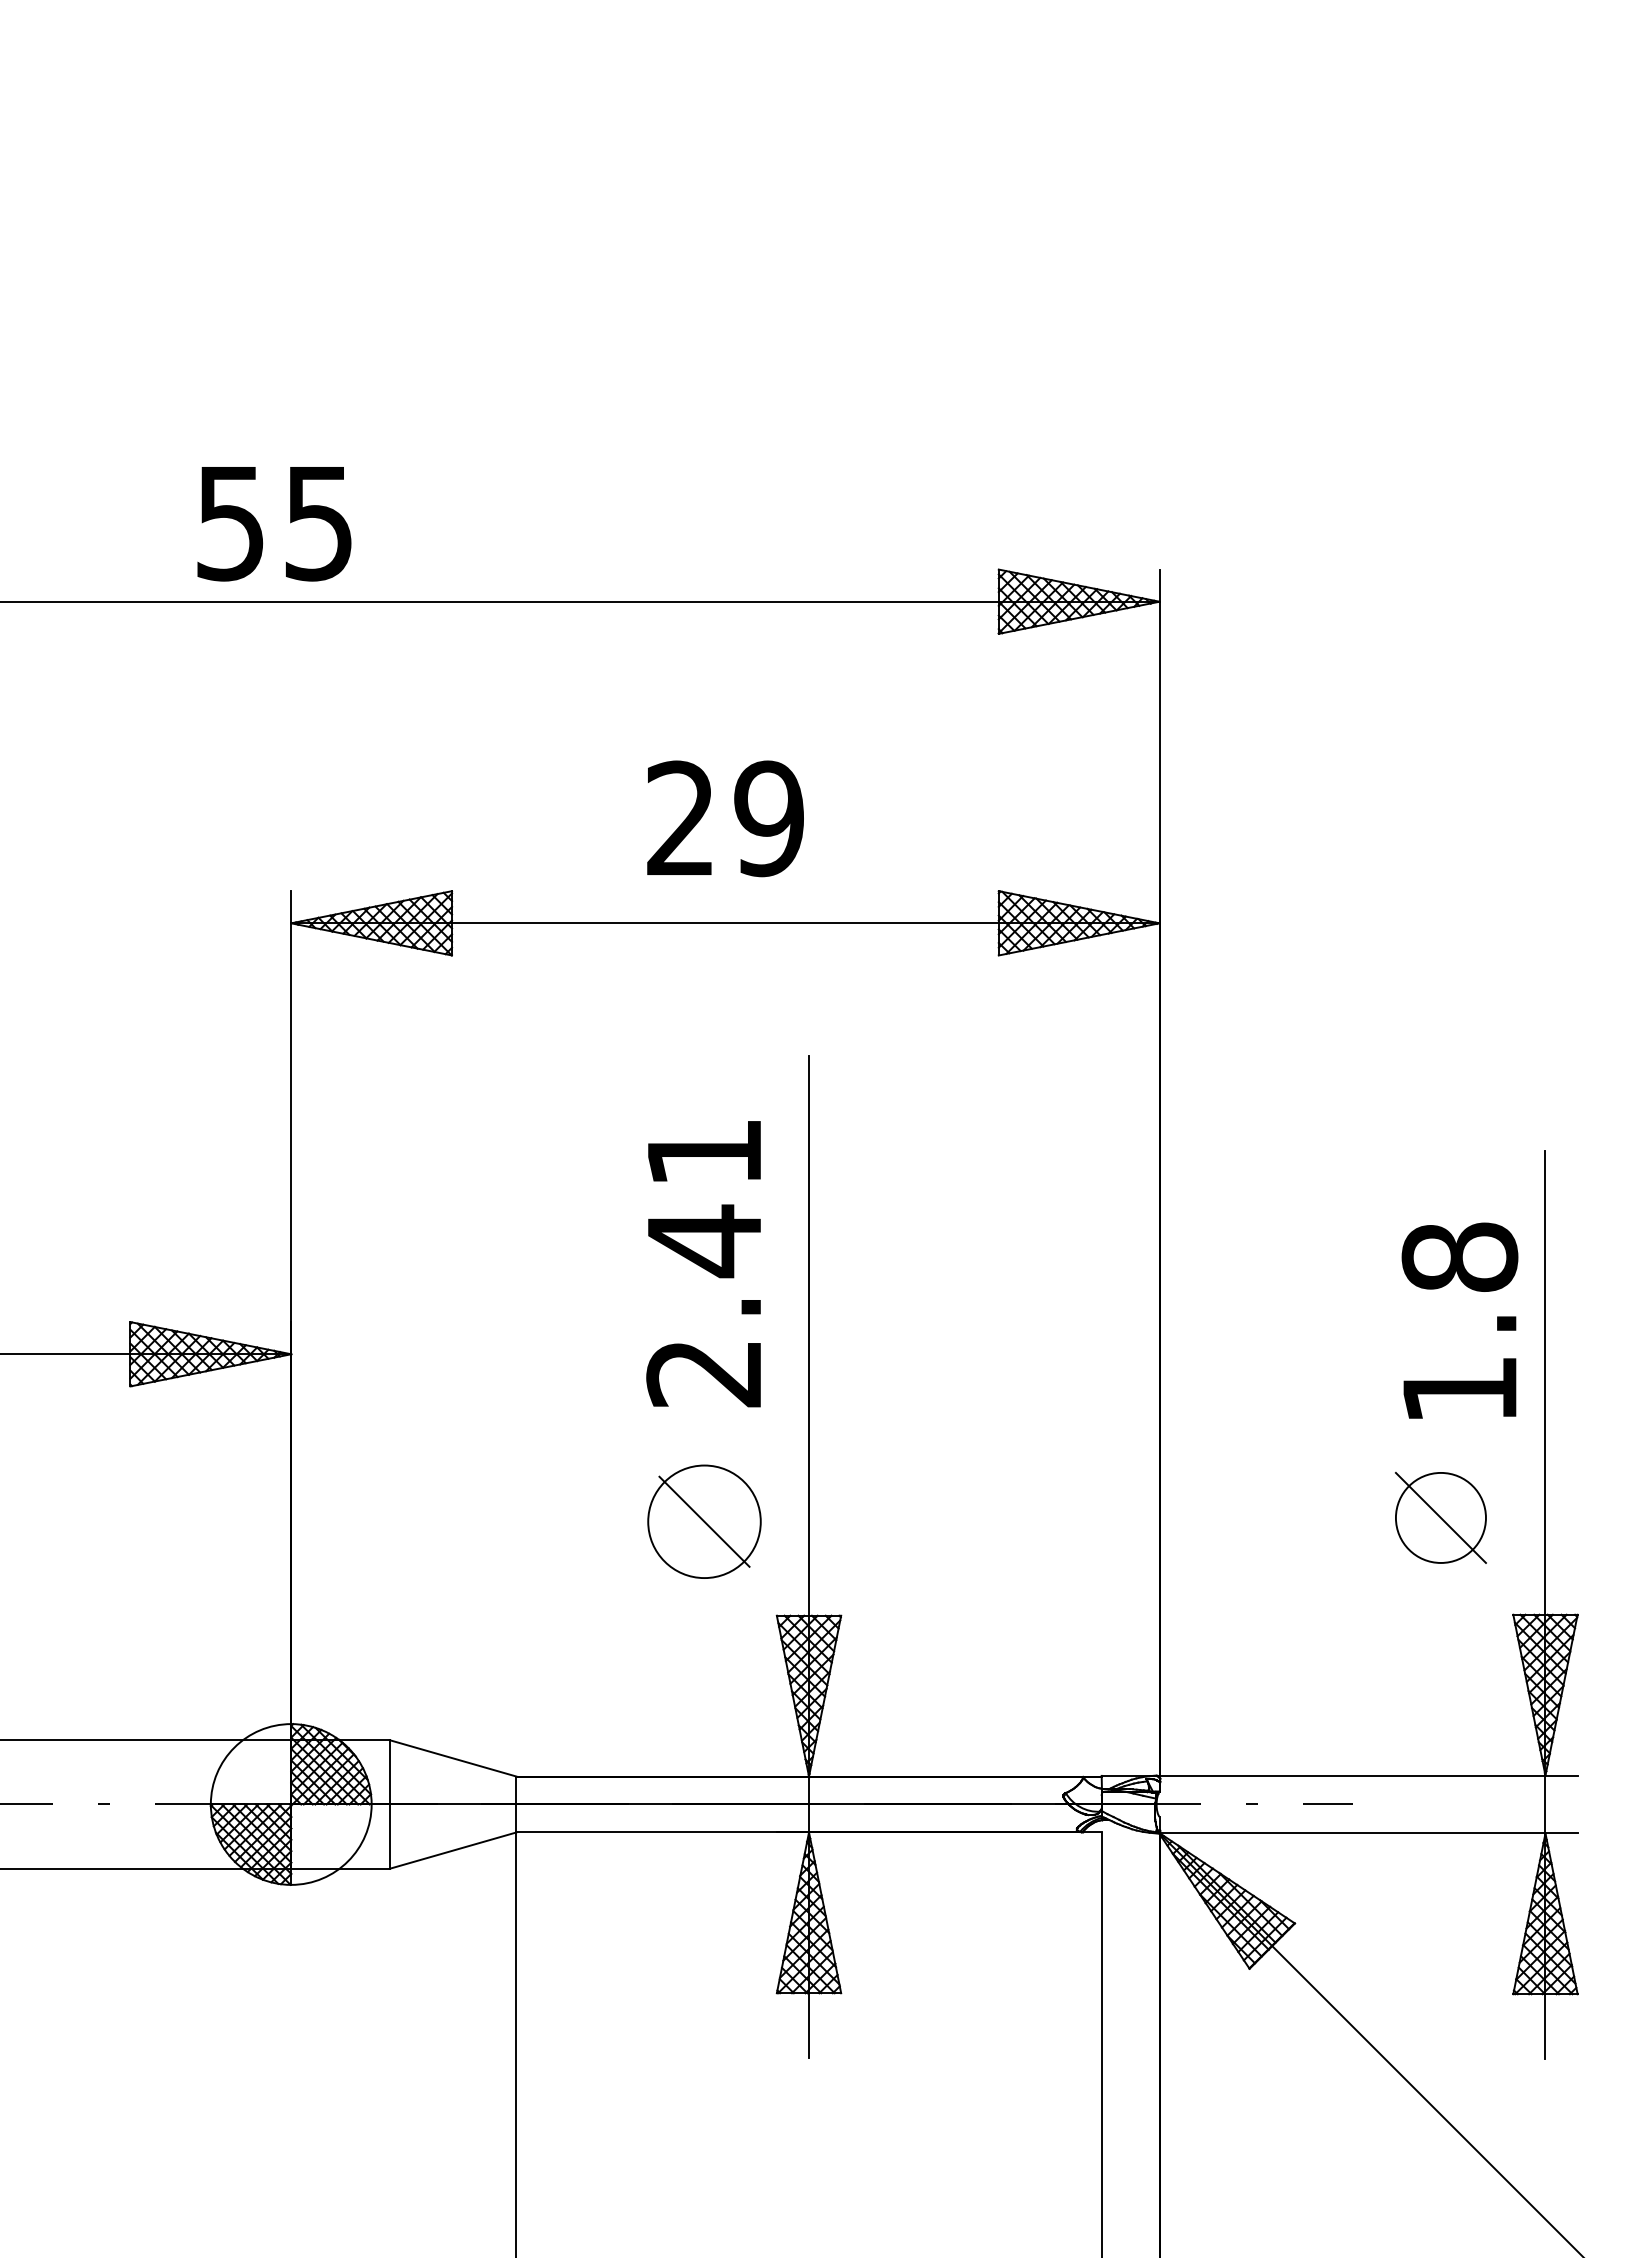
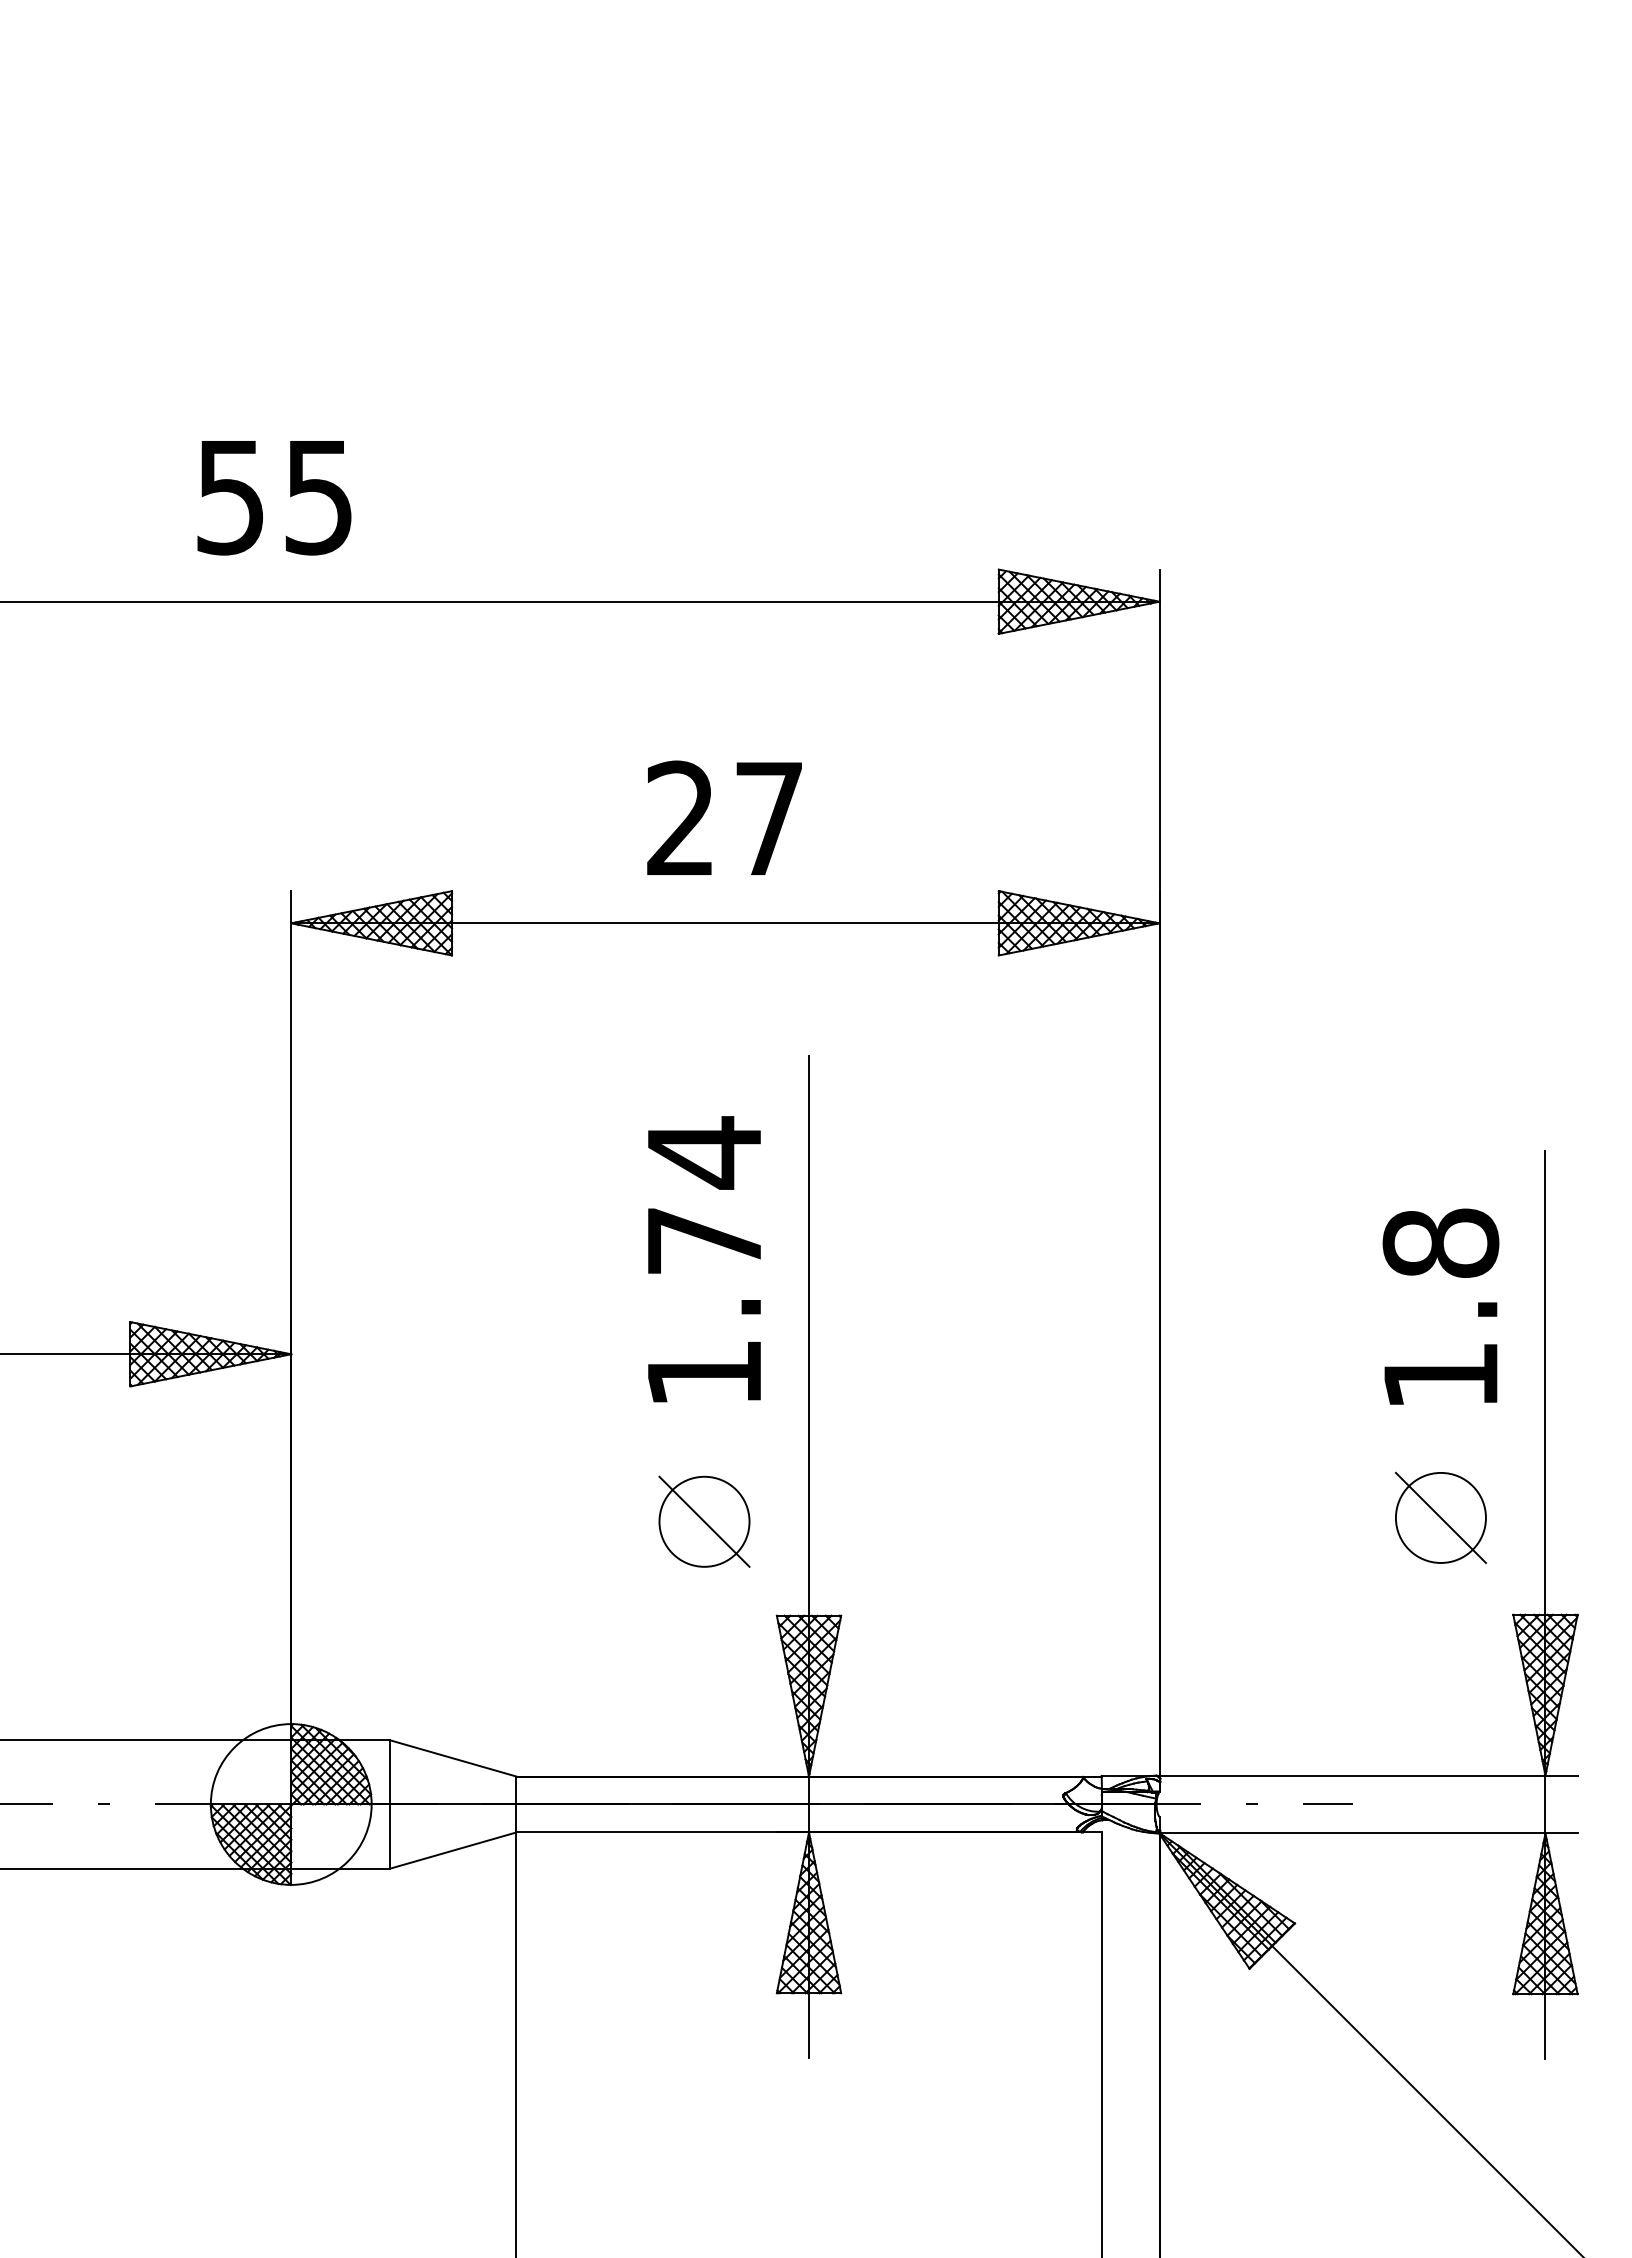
text position: (274, 524) -> (274, 498) (274, 498)
text: 29 -> 27 (768, 818)
text: 2.41 -> 1.74 (703, 1261)
text position: (1459, 1320) -> (1440, 1306) (1440, 1306)
circle diameter: 113 px -> 90 px (704, 1521)
